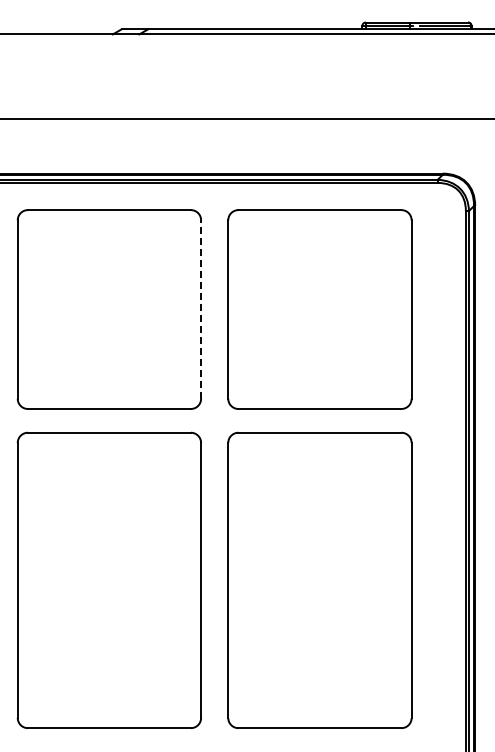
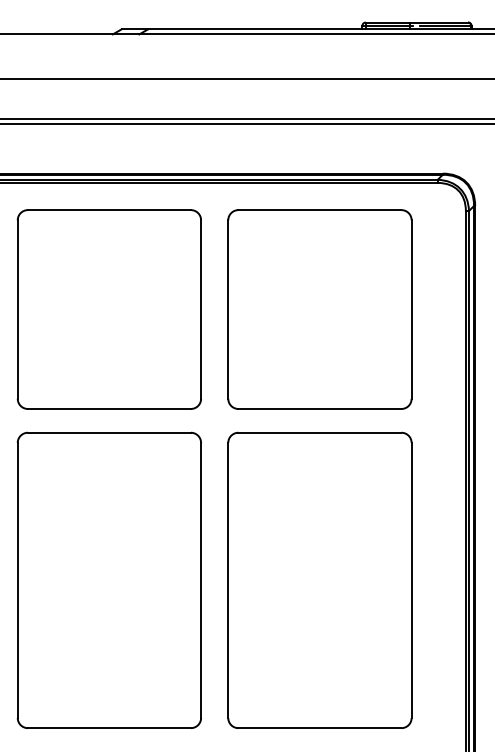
line: none -> present (246, 78)
line: none -> present (246, 123)
line: dashed -> solid (201, 309)
